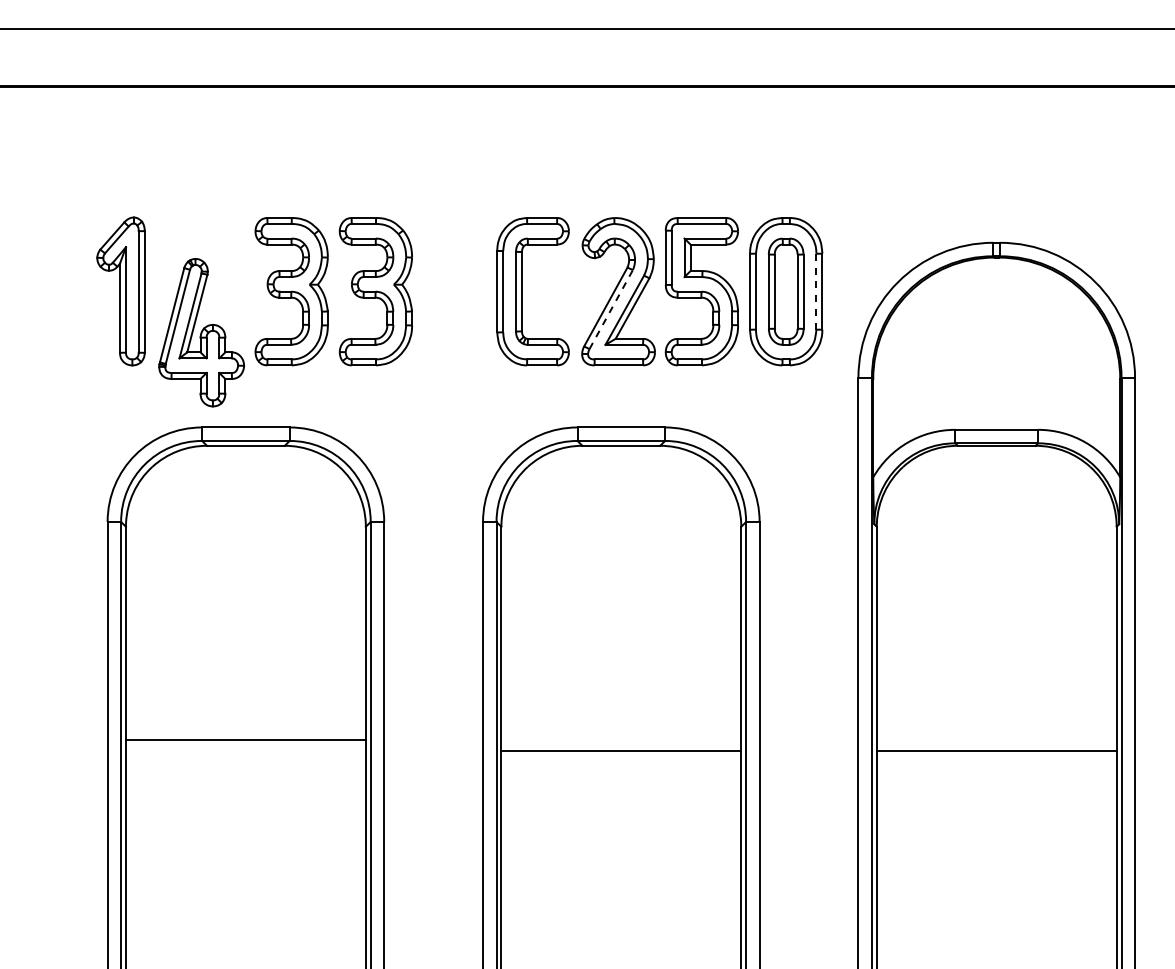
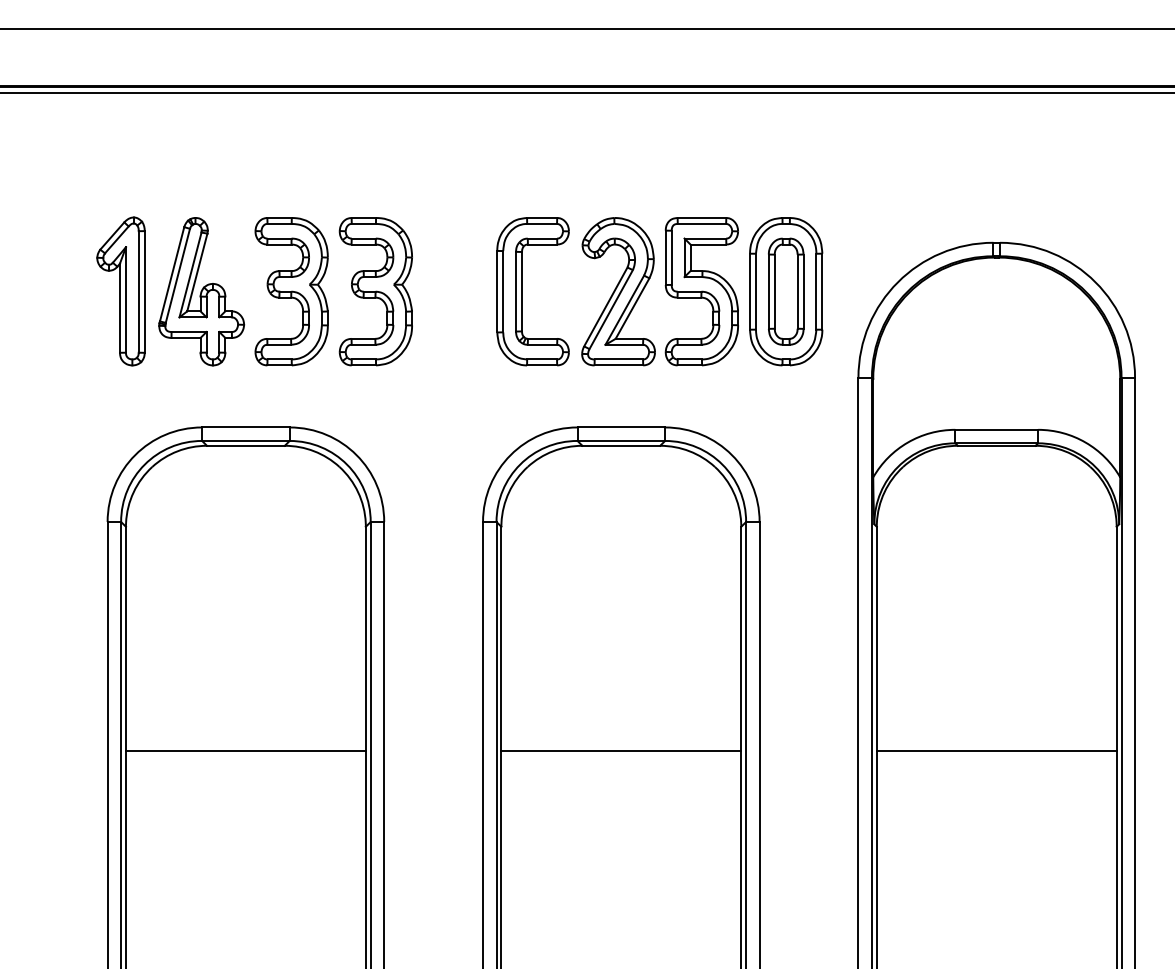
line: none -> present (586, 92)
line: dashed -> solid (816, 291)
line: dashed -> solid (611, 309)
part position: (201, 332) -> (201, 291) (201, 291)
line position: (245, 739) -> (245, 750) (245, 750)
